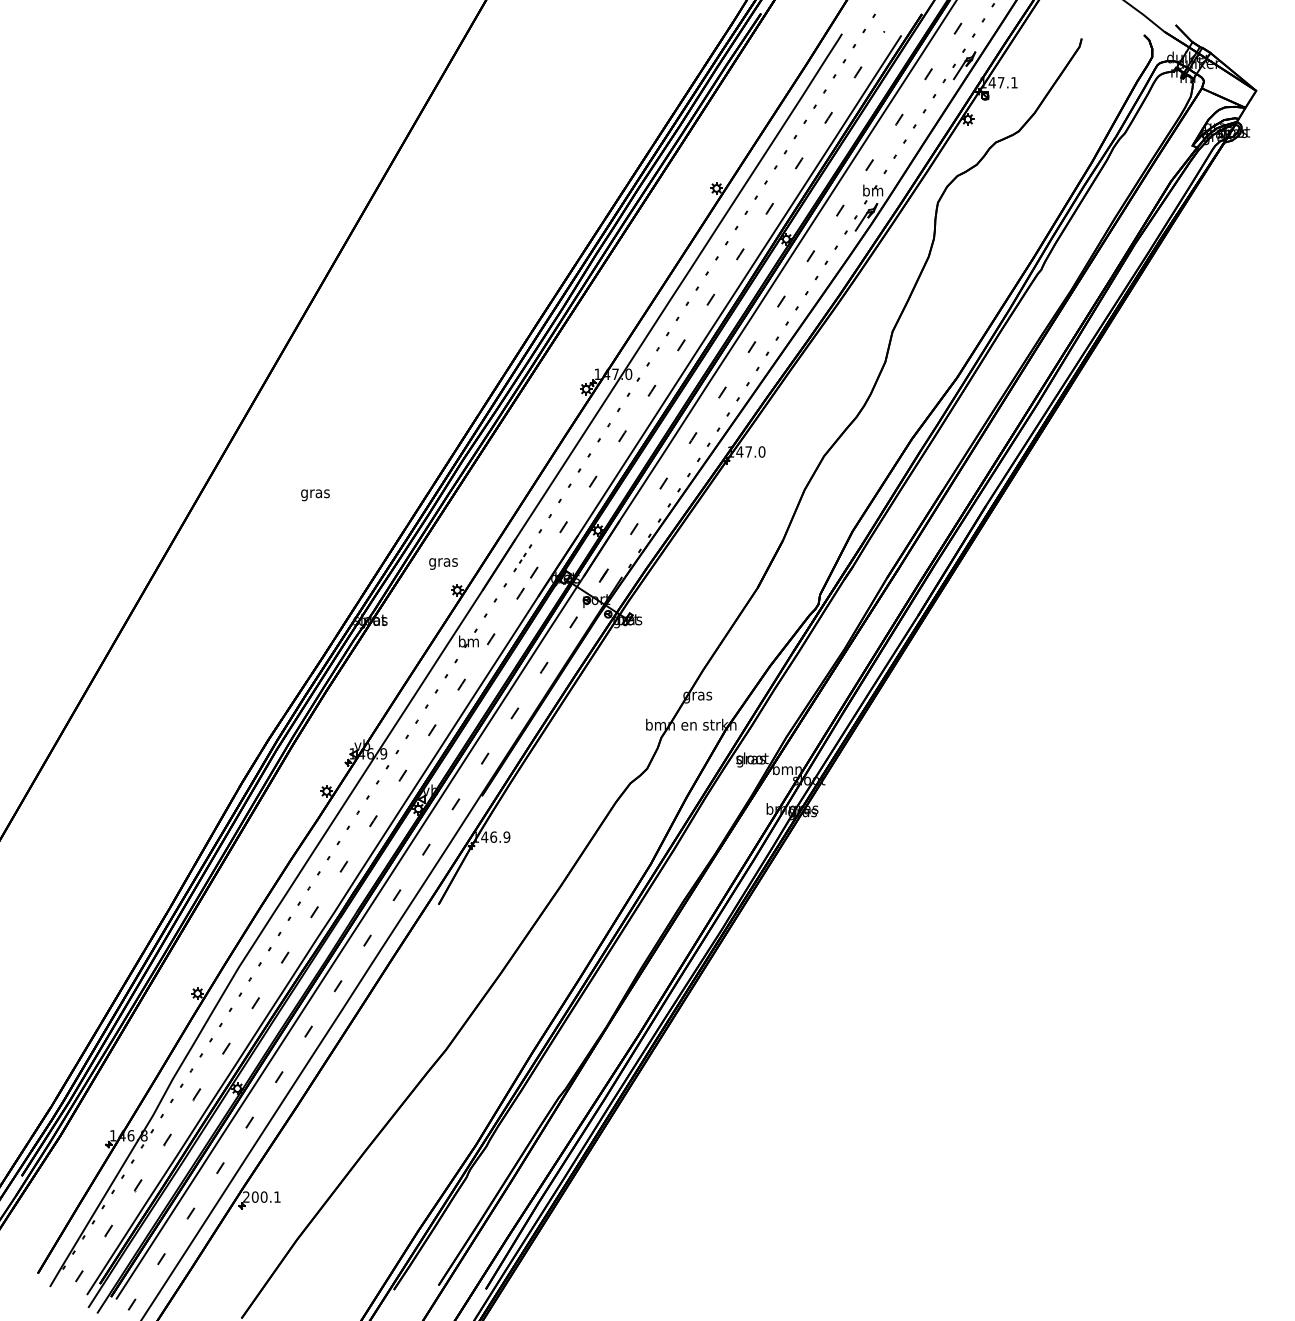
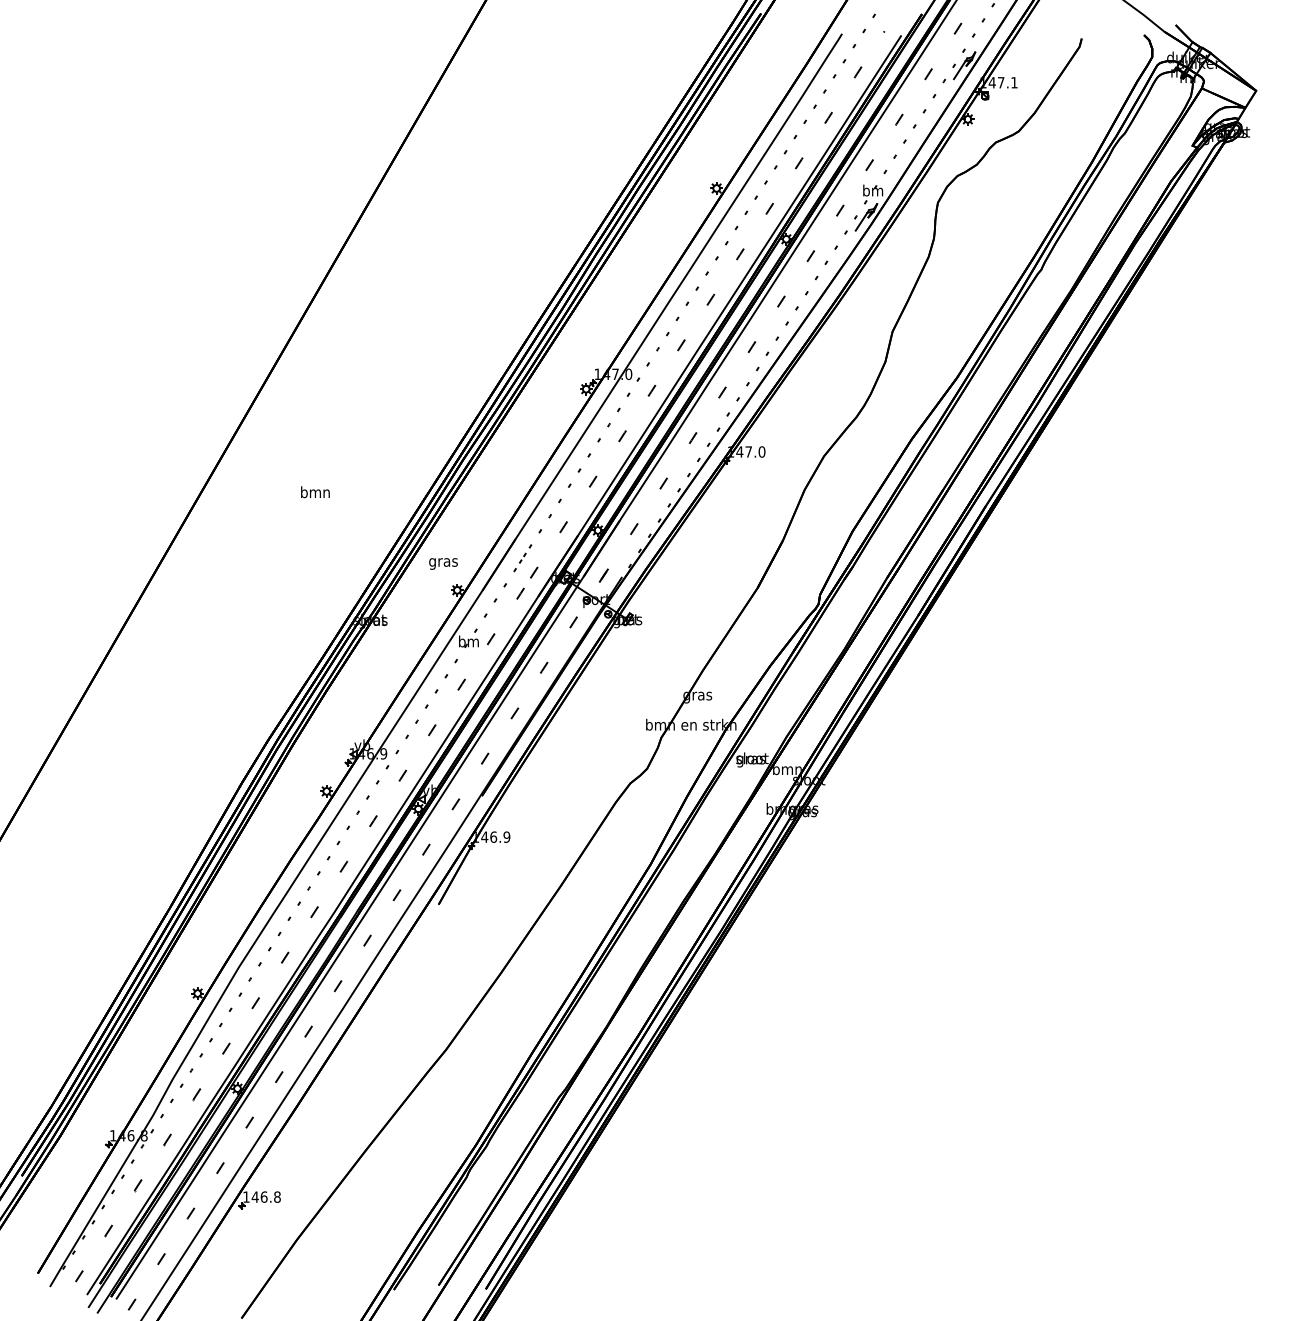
text: gras -> bmn (315, 493)
text: 200.1 -> 146.8 (261, 1196)
